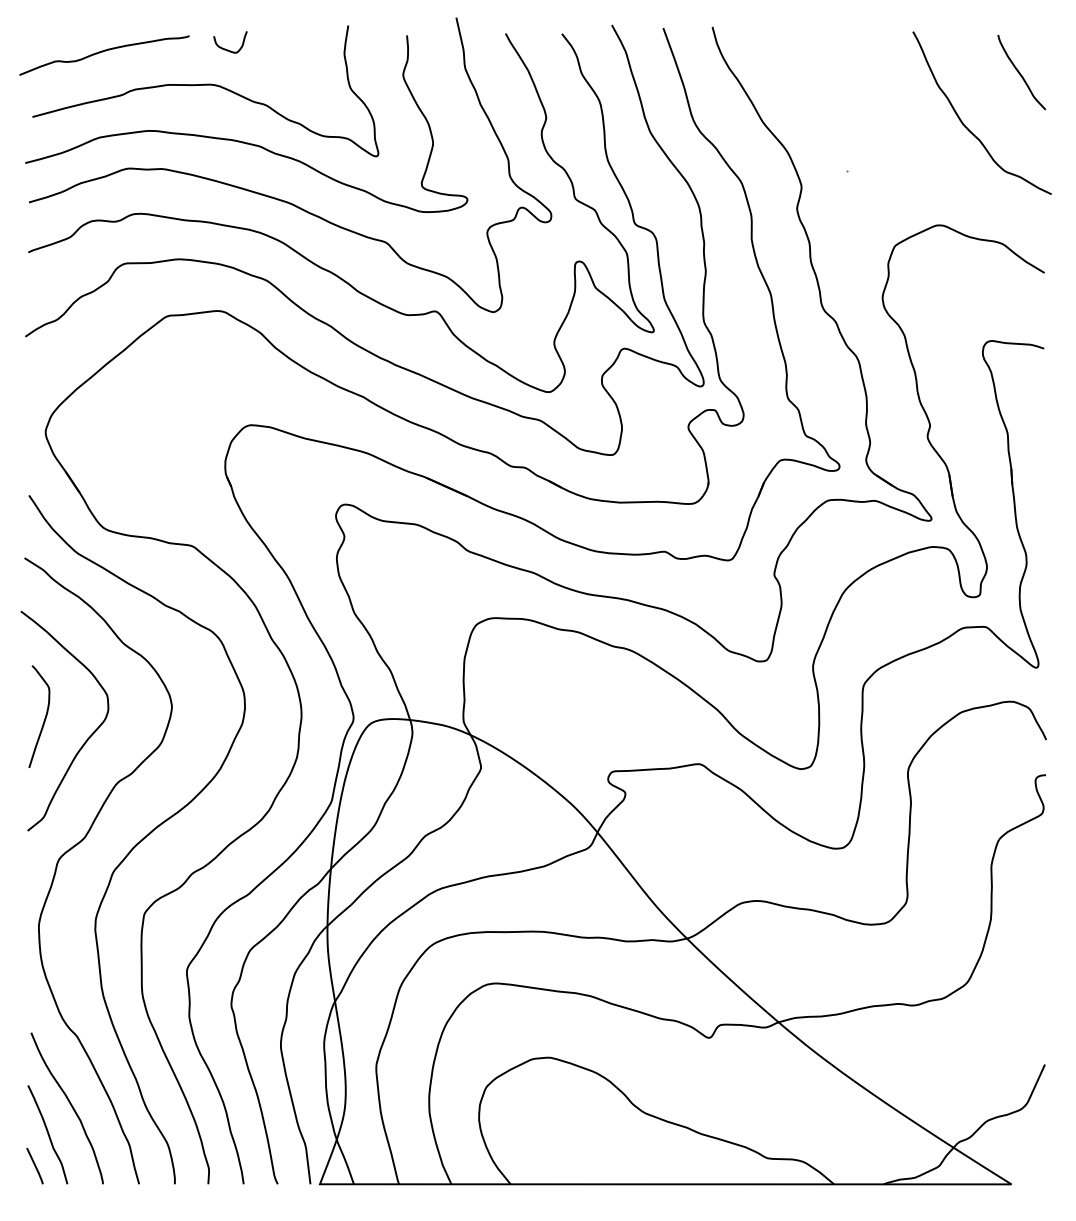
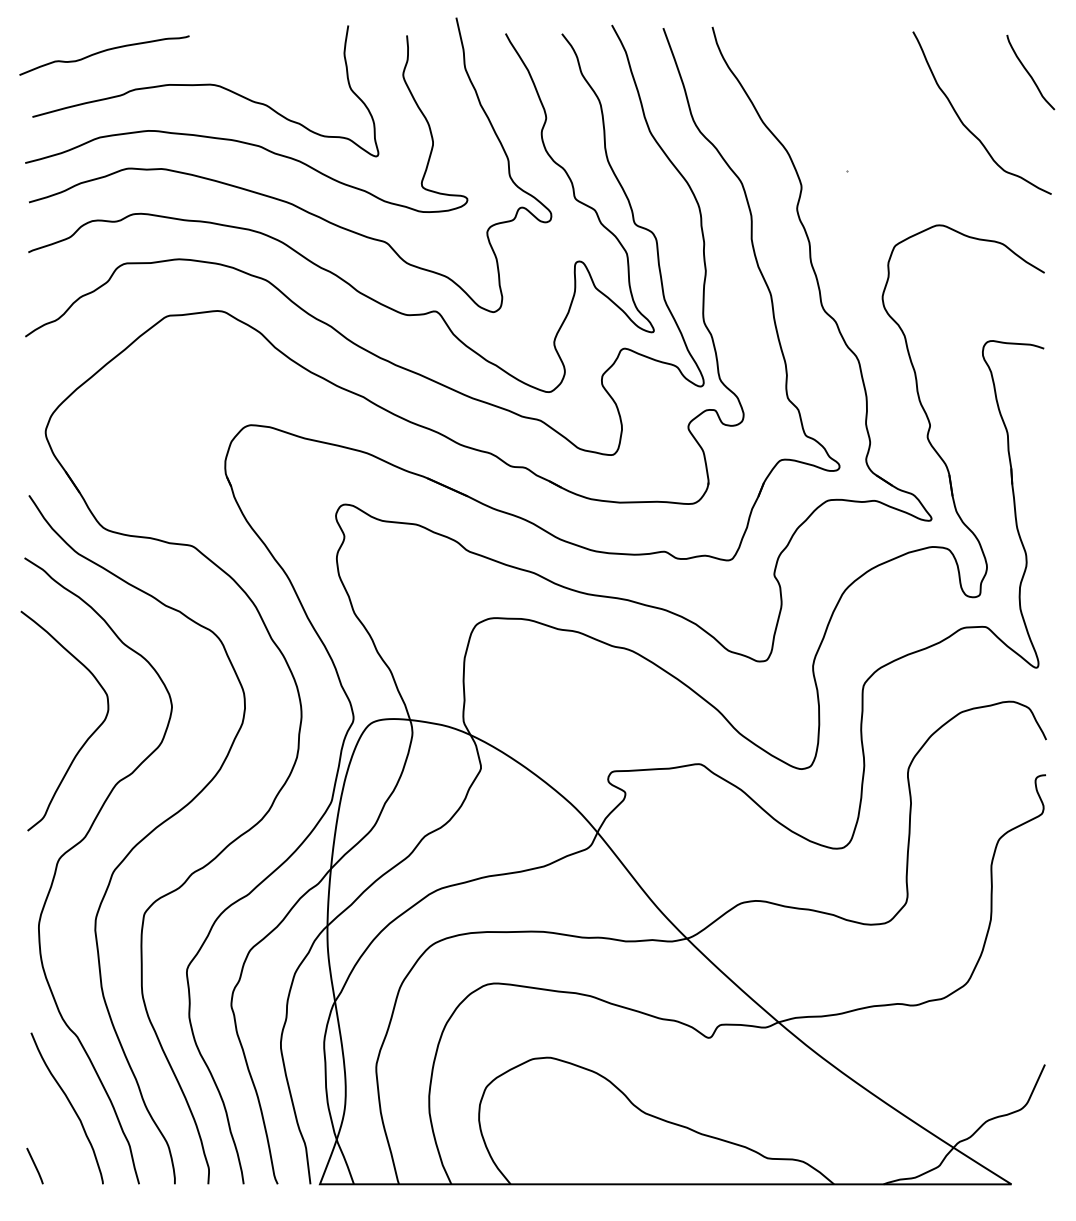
curve: present -> none (228, 49)
curve position: (1020, 72) -> (1029, 72) (1029, 72)
curve: present -> none (44, 717)
curve: present -> none (47, 1134)
